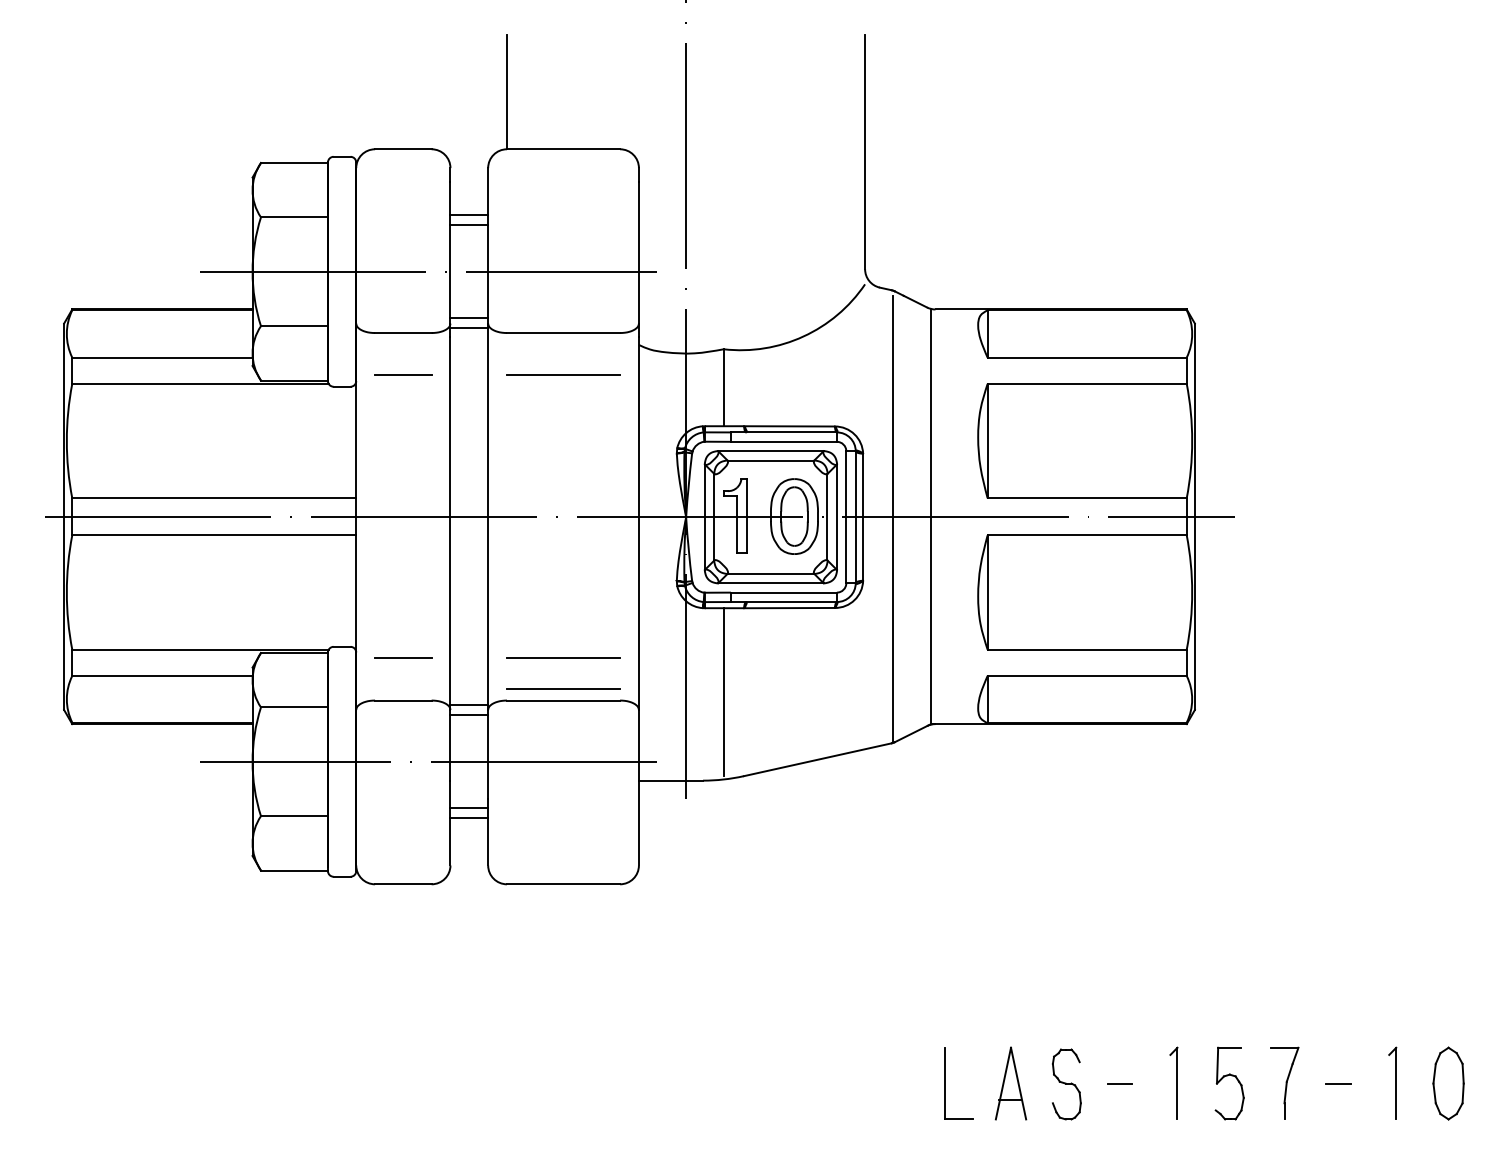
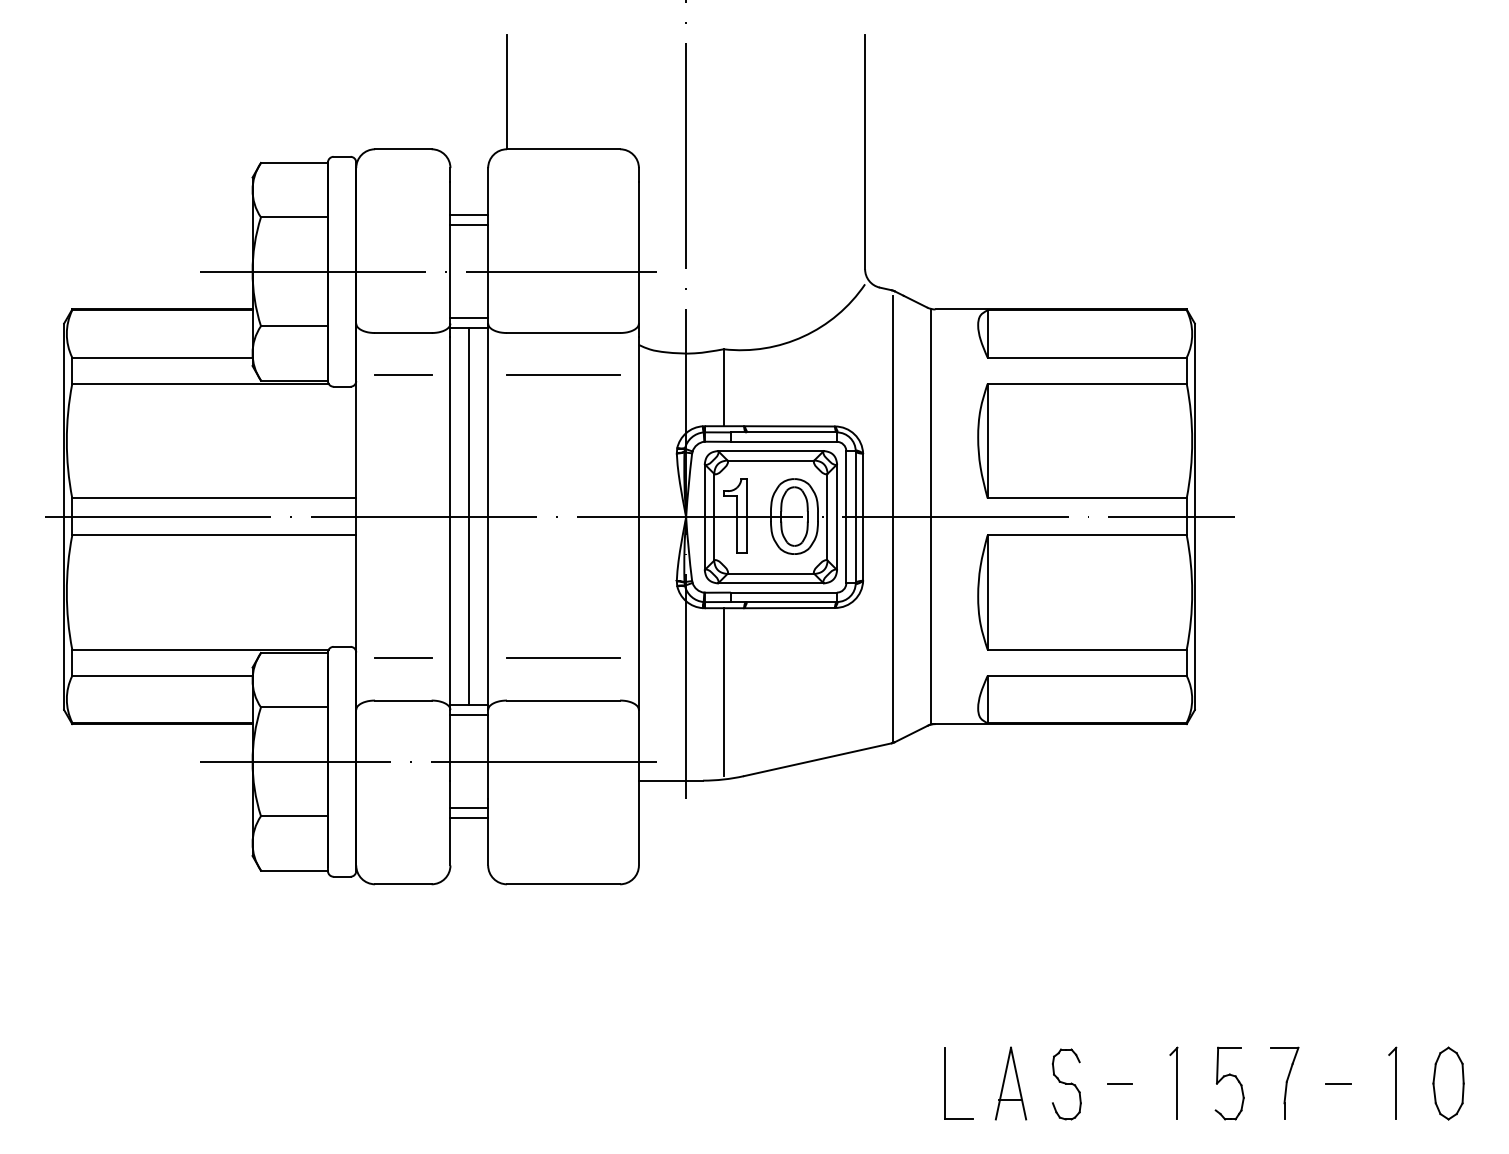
line: none -> present (469, 516)
line: present -> none (563, 688)
